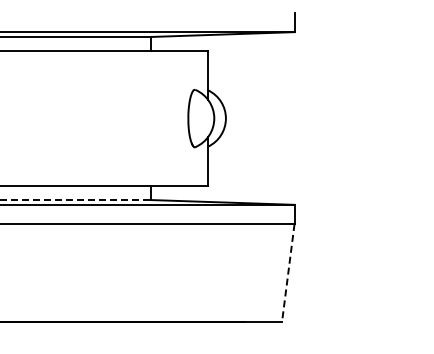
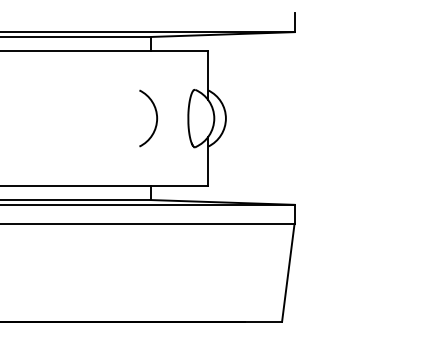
arc: none -> present (156, 118)
line: dashed -> solid (75, 200)
line: dashed -> solid (288, 273)
